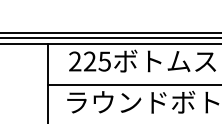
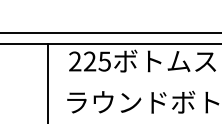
line: present -> none (110, 38)
line: present -> none (133, 84)
